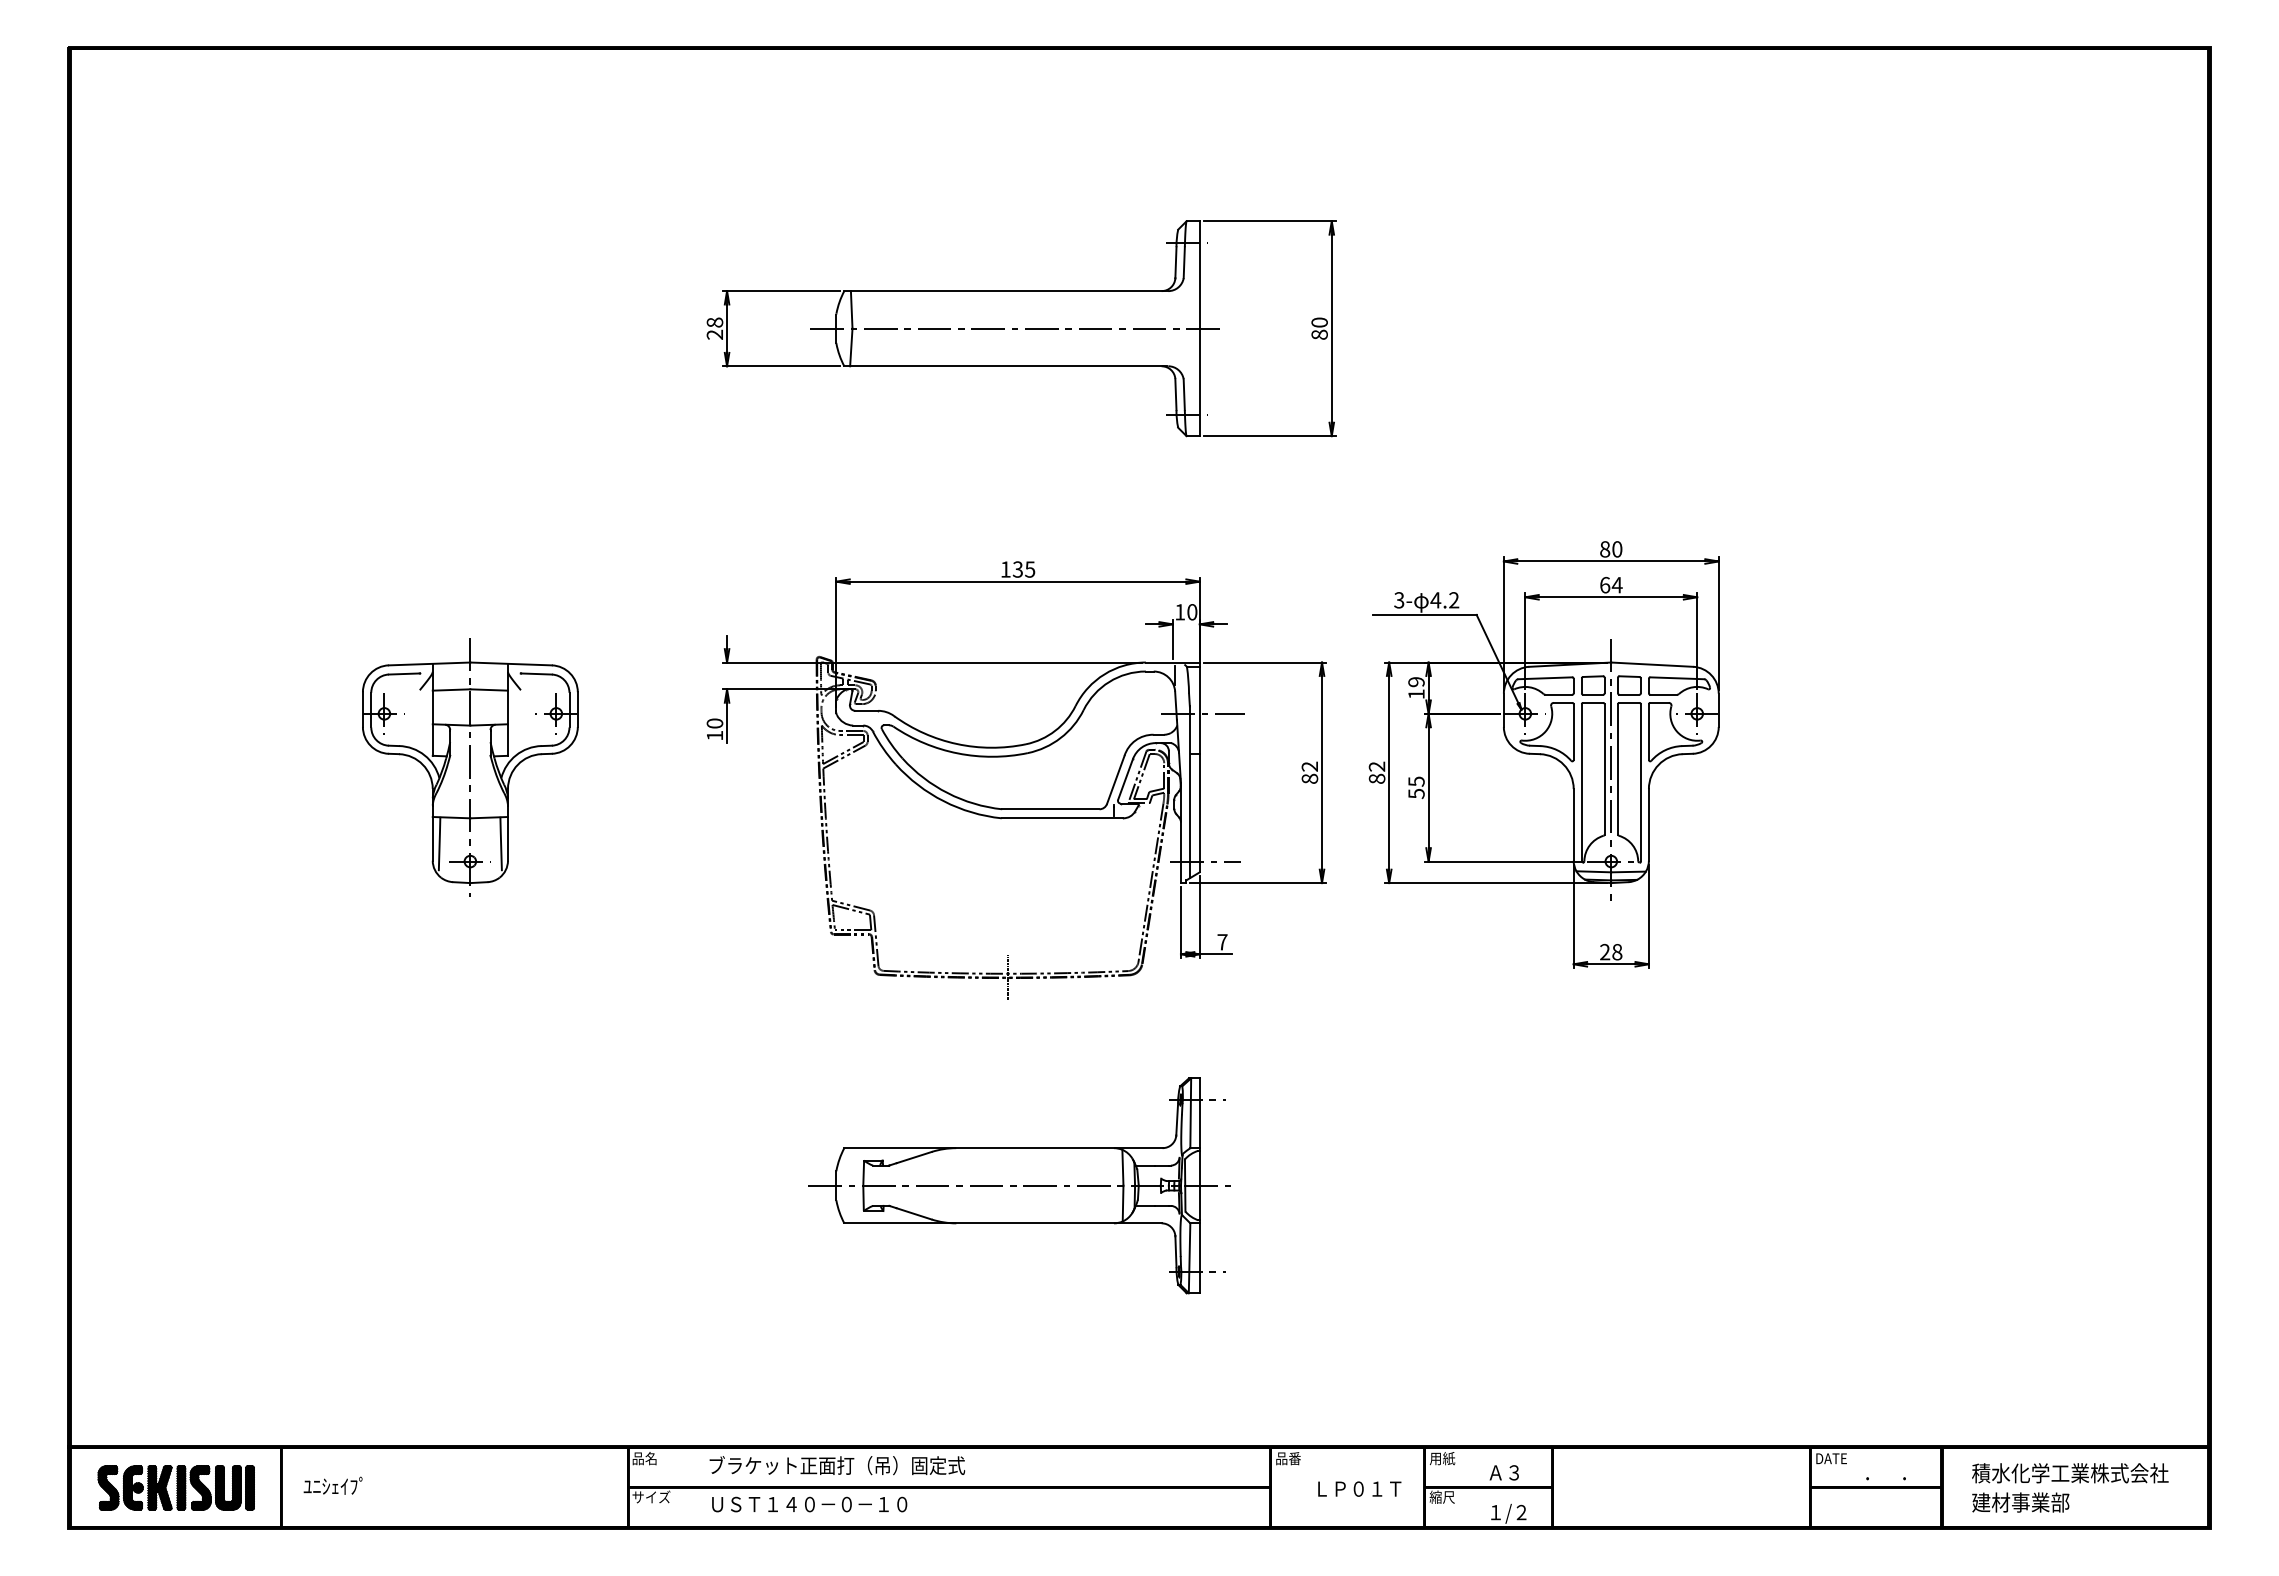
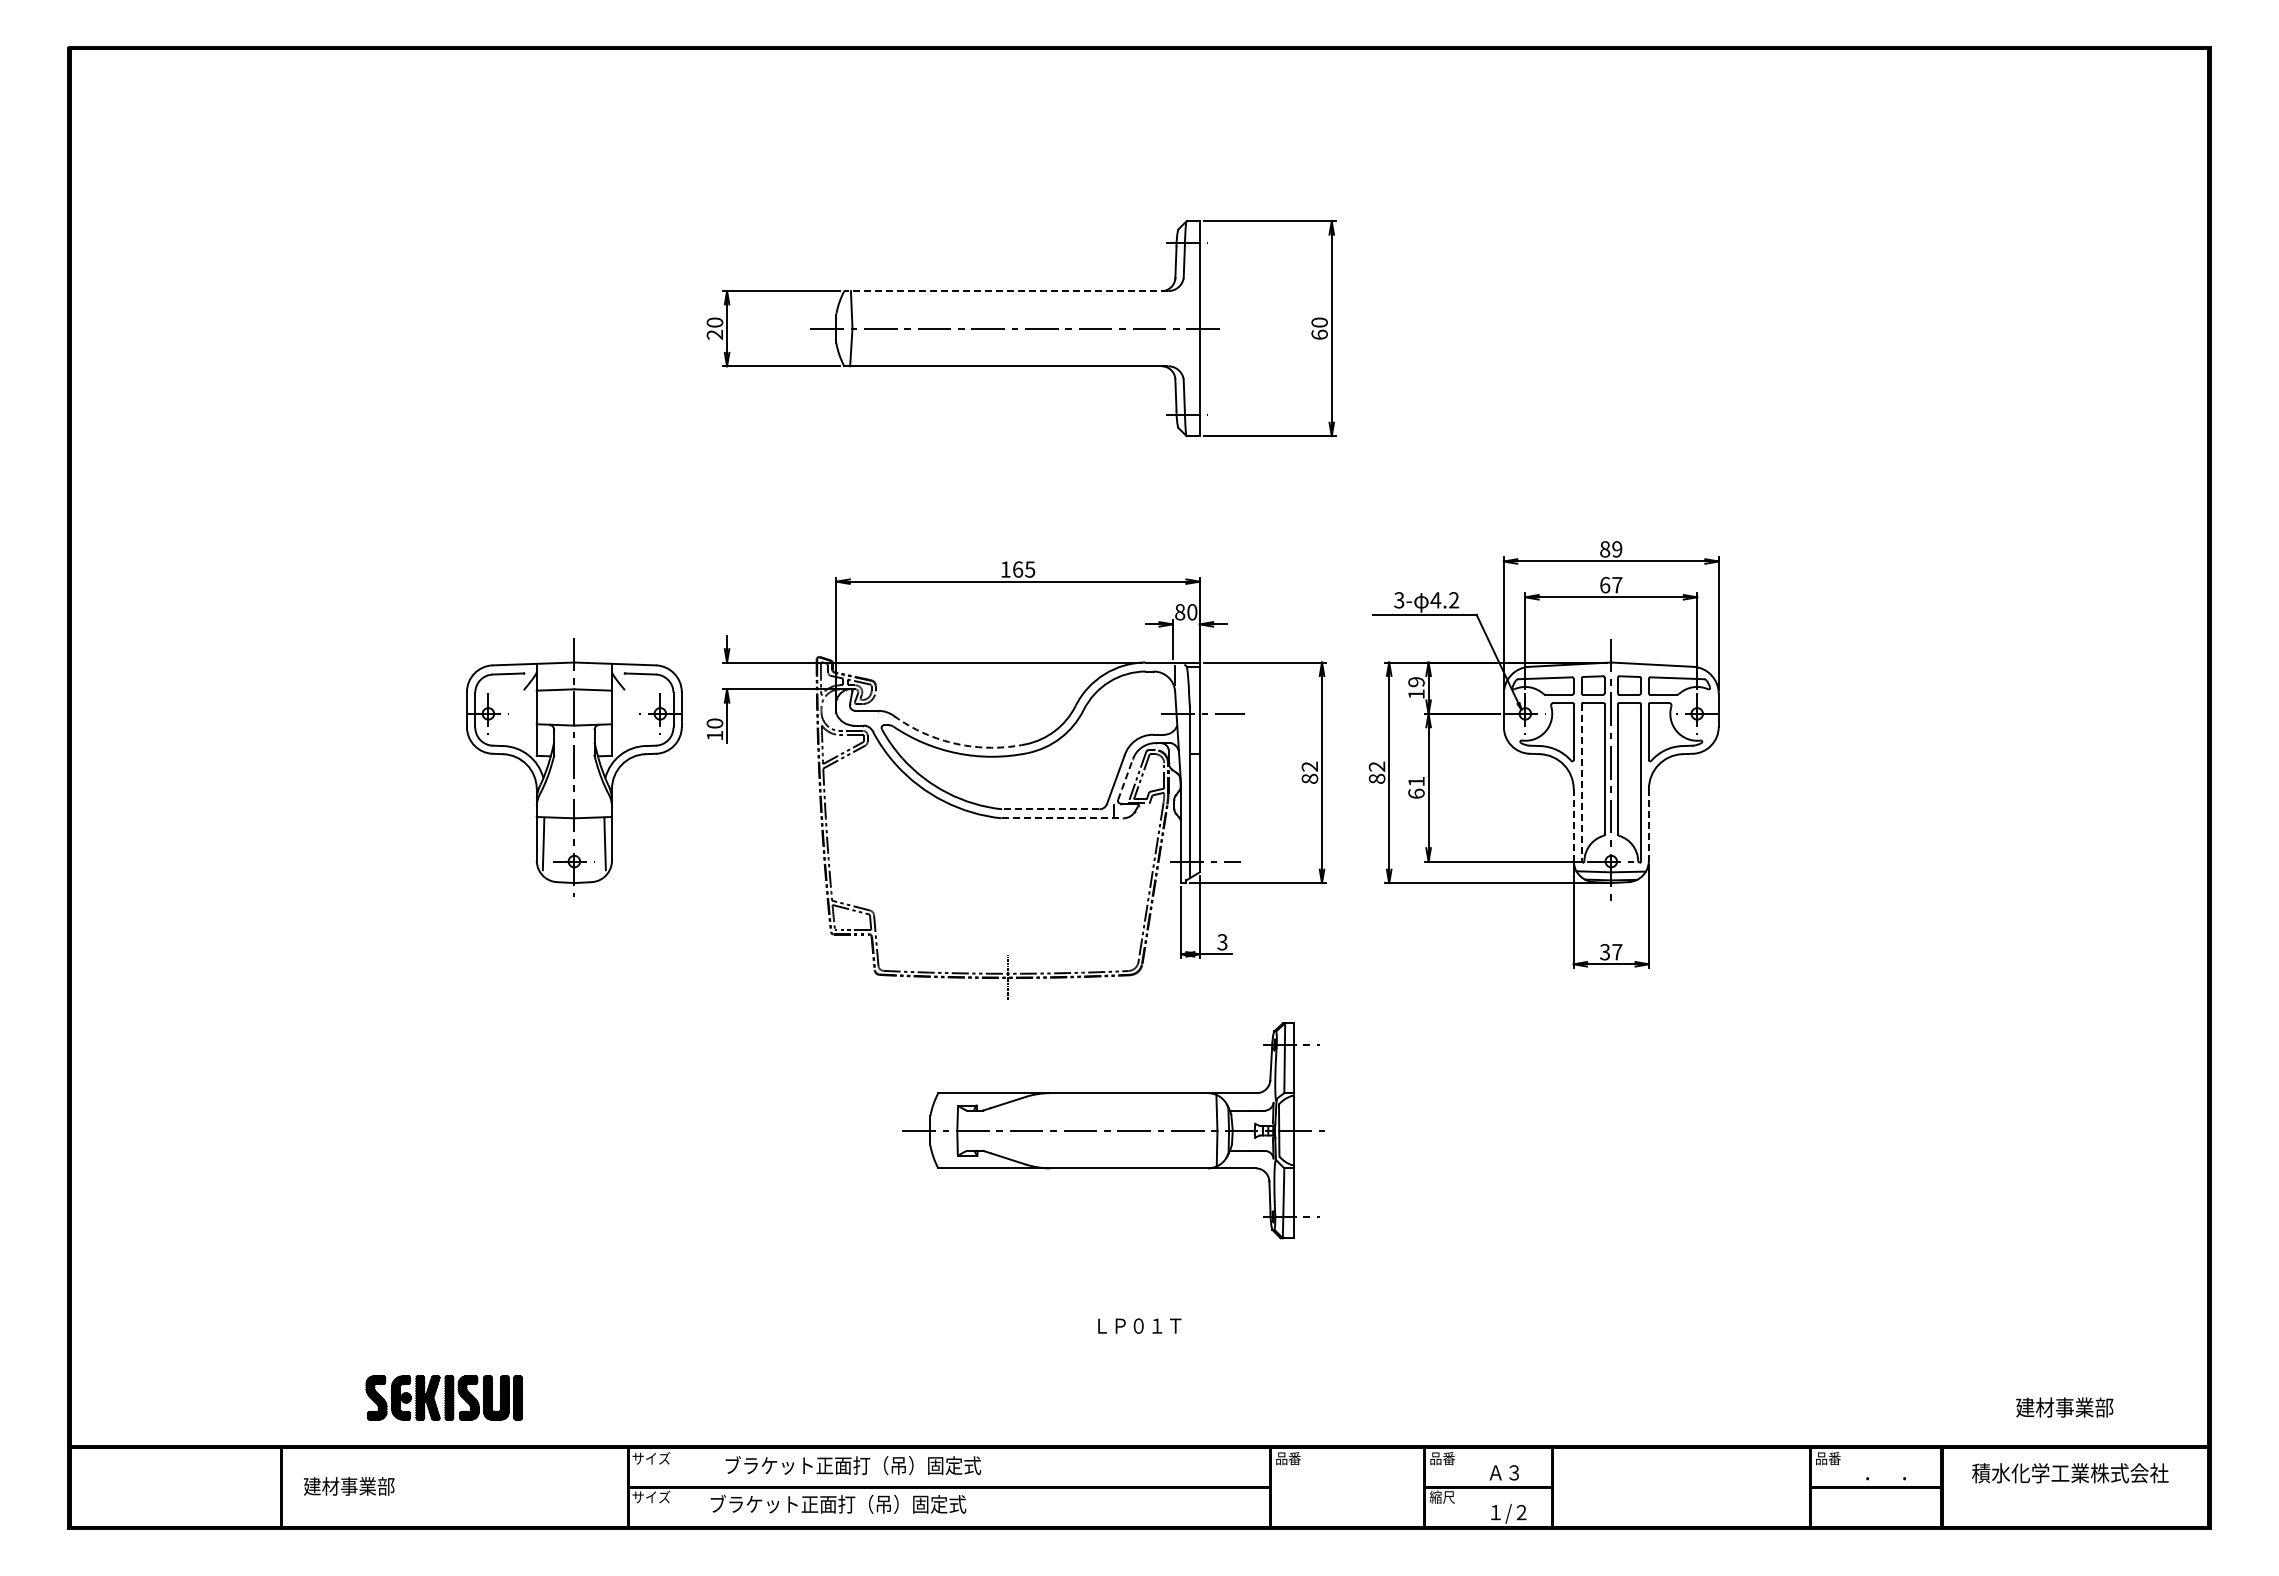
line: solid -> dashed (1006, 291)
text: 28 -> 20 (714, 322)
text: 80 -> 60 (1319, 334)
text: 80 -> 89 (1617, 549)
text: 135 -> 165 (1017, 569)
text: 64 -> 67 (1616, 585)
text: 10 -> 80 (1180, 612)
arc: solid -> dashed (956, 744)
part position: (470, 767) -> (574, 767) (574, 767)
line: solid -> dashed (1125, 779)
line: solid -> dashed (1581, 783)
text: 55 -> 61 (1416, 787)
line: solid -> dashed (1050, 809)
line: solid -> dashed (1062, 818)
line: solid -> dashed (1573, 824)
line: solid -> dashed (1648, 824)
text: 7 -> 3 (1222, 942)
text: 28 -> 37 (1611, 952)
part position: (1019, 1185) -> (1113, 1130) (1113, 1130)
text: 品名 -> サイズ (651, 1458)
text: 用紙 -> 品番 (1442, 1458)
text: DATE -> 品番 (1831, 1458)
text position: (837, 1465) -> (853, 1465) (853, 1465)
text: ﾕﾆｼｪｲﾌﾟ -> 建材事業部 (348, 1485)
part position: (175, 1487) -> (443, 1397) (443, 1397)
text position: (1359, 1488) -> (1139, 1325) (1139, 1325)
text position: (2020, 1502) -> (2064, 1407) (2064, 1407)
text: ＵＳＴ１４０－０－１０ -> ブラケット正面打（吊）固定式 (838, 1503)
